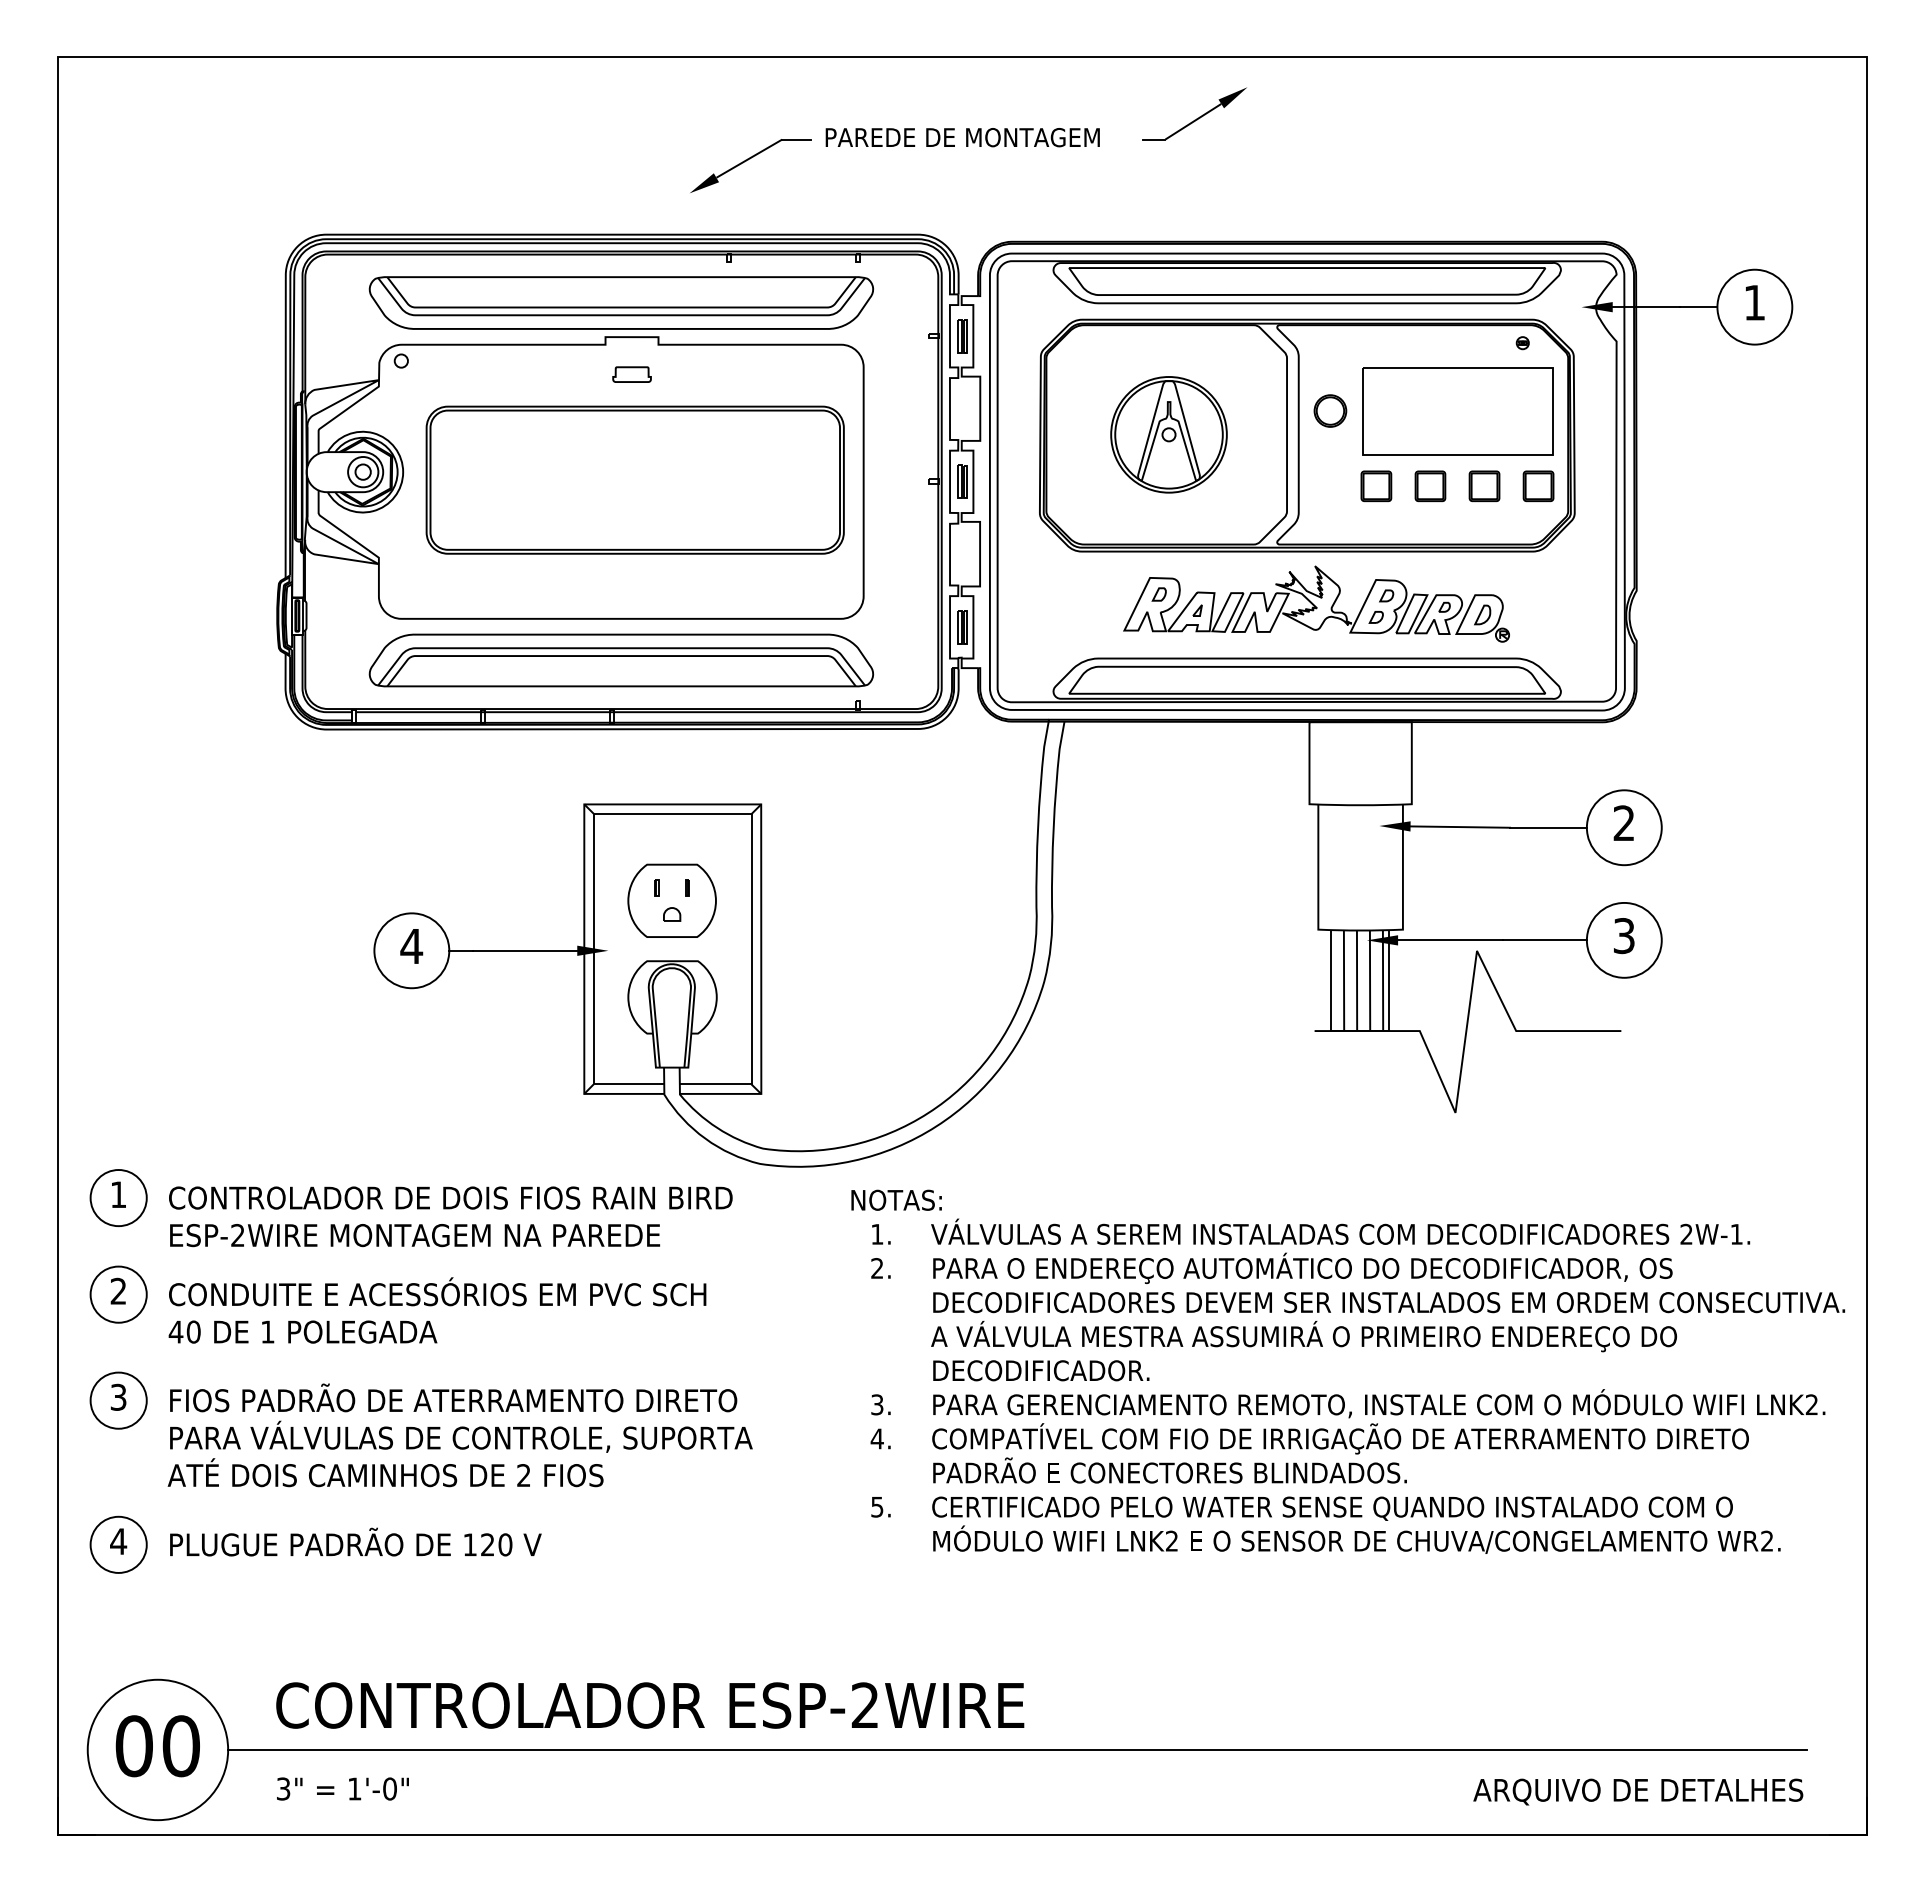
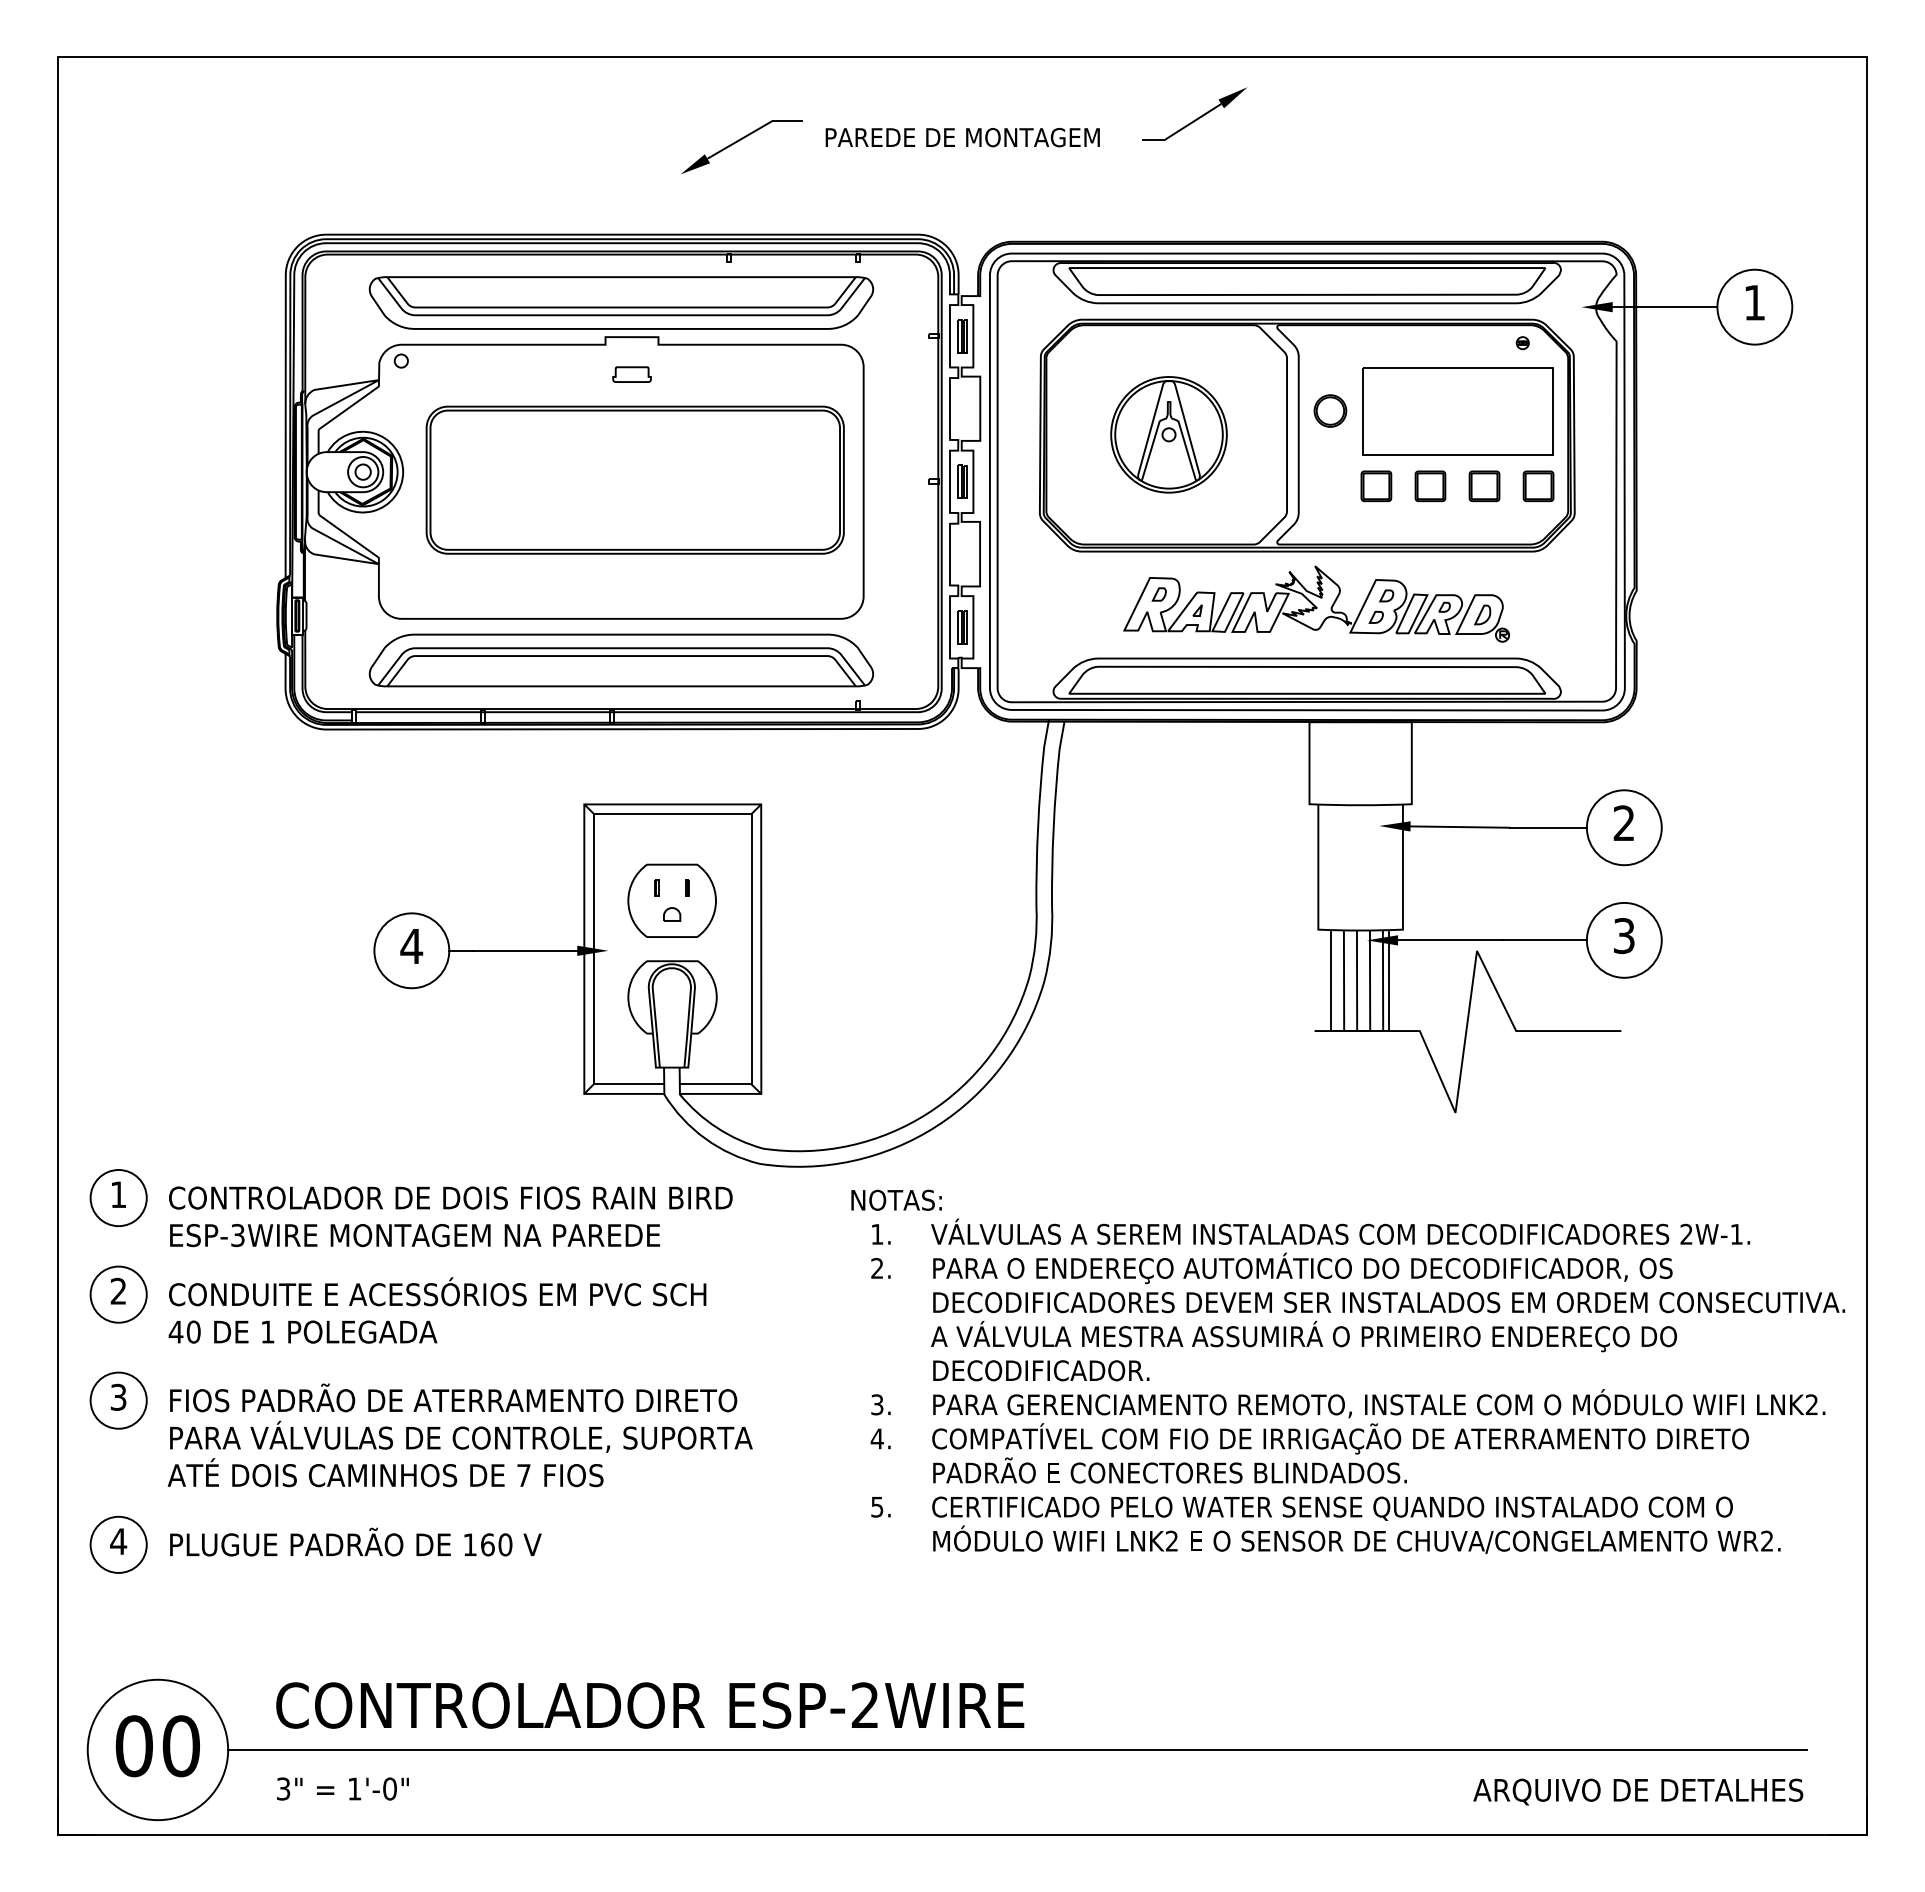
part position: (750, 165) -> (741, 146) (741, 146)
text: ESP-2WIRE -> ESP-3WIRE (237, 1235)
text: 2 -> 7 (523, 1475)
text: 120 -> 160 (487, 1544)
